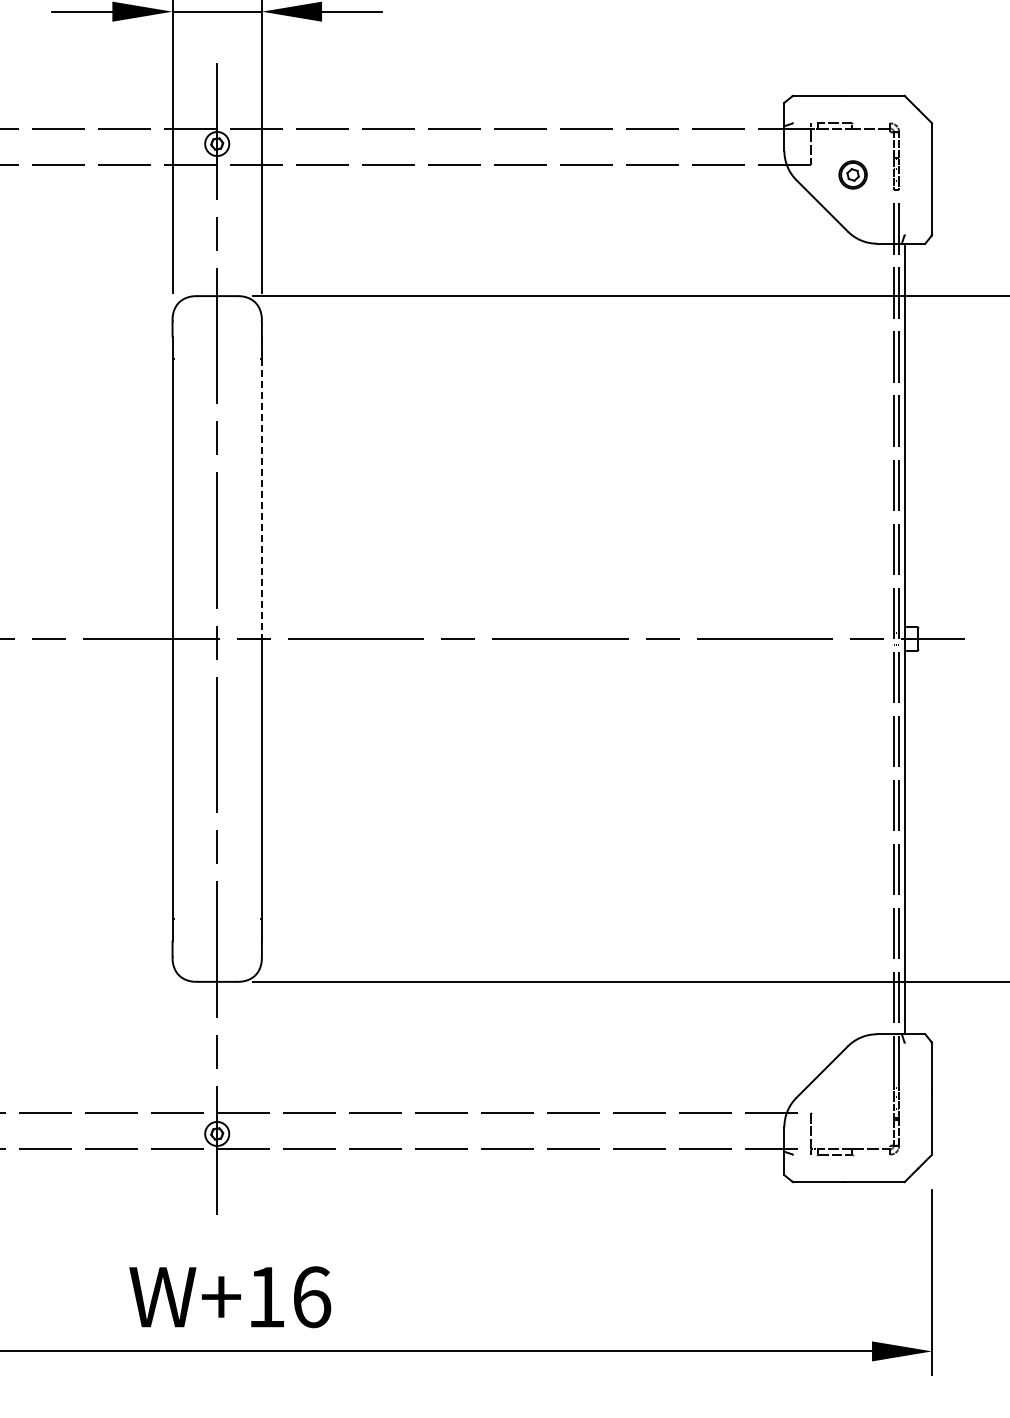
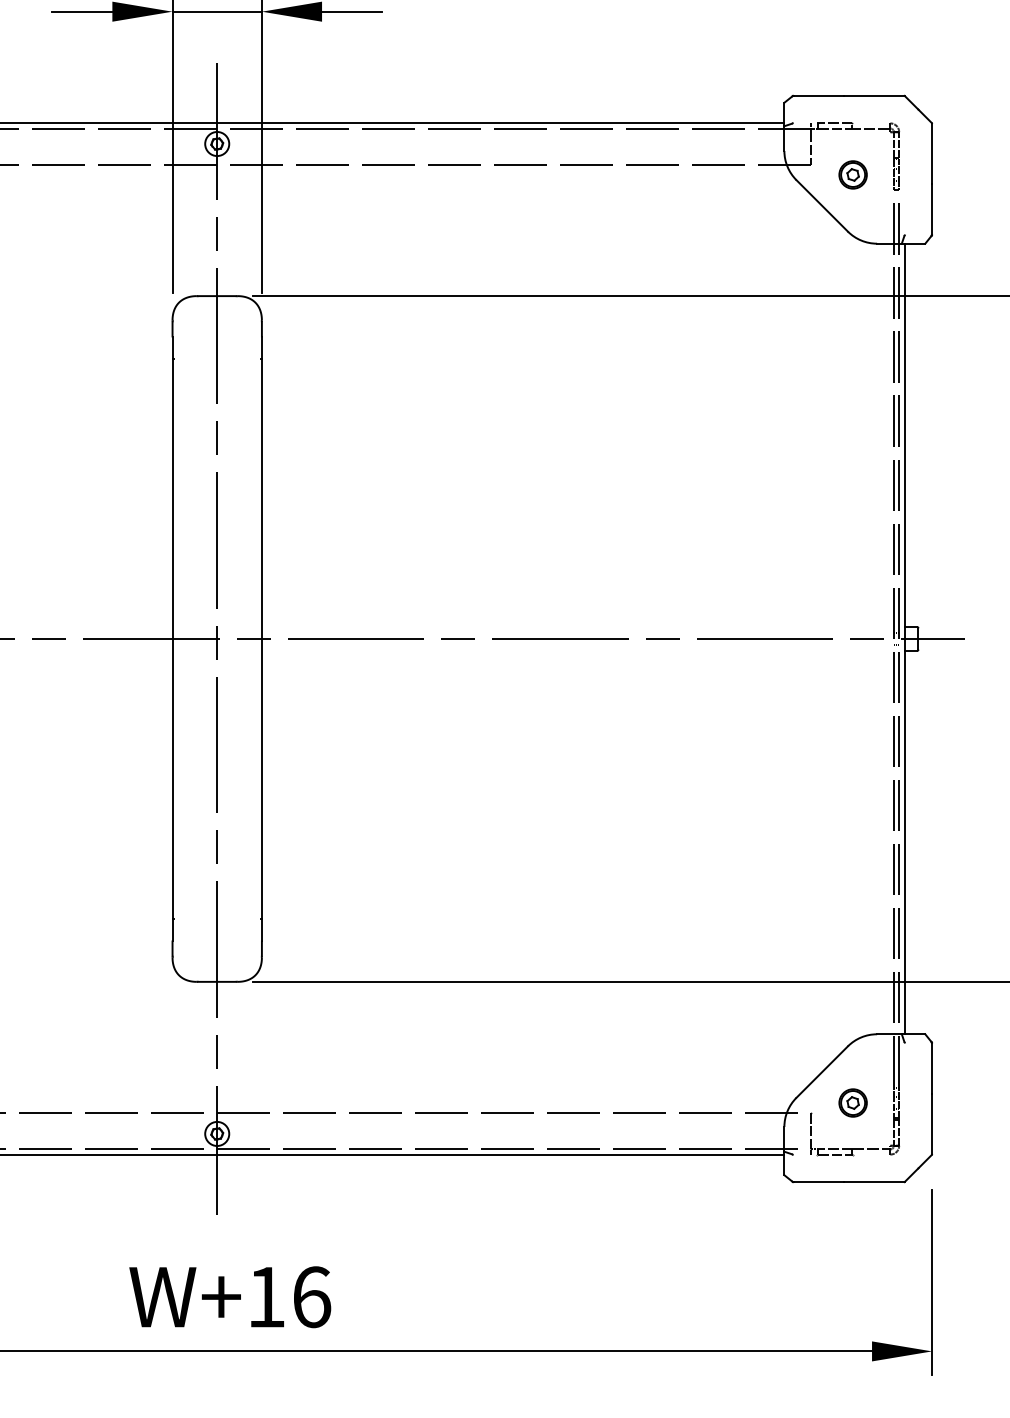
line: none -> present (393, 123)
line: dashed -> solid (261, 499)
part: none -> present (852, 1102)
line: none -> present (393, 1154)
